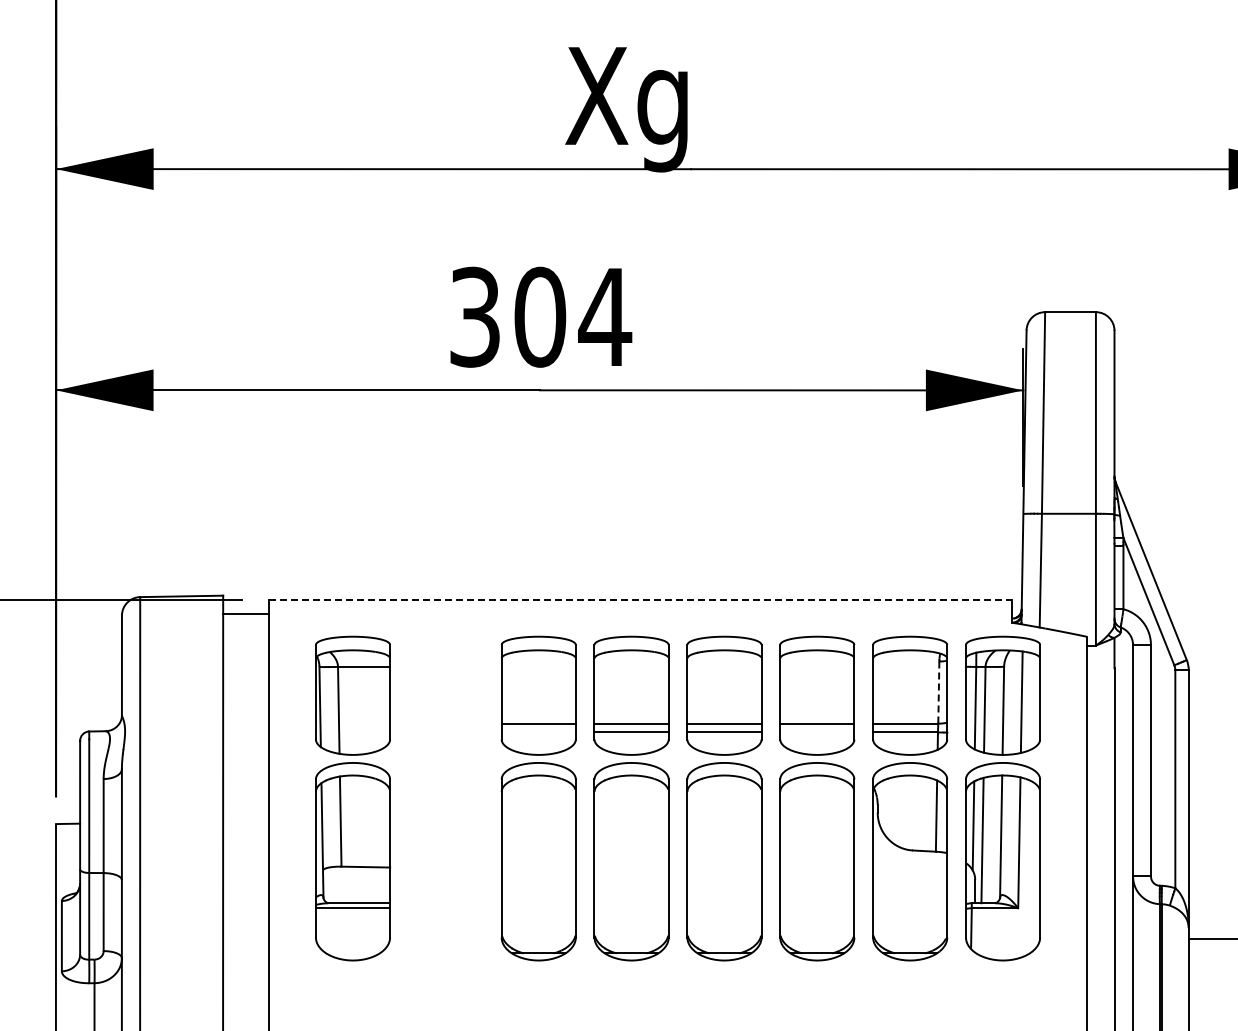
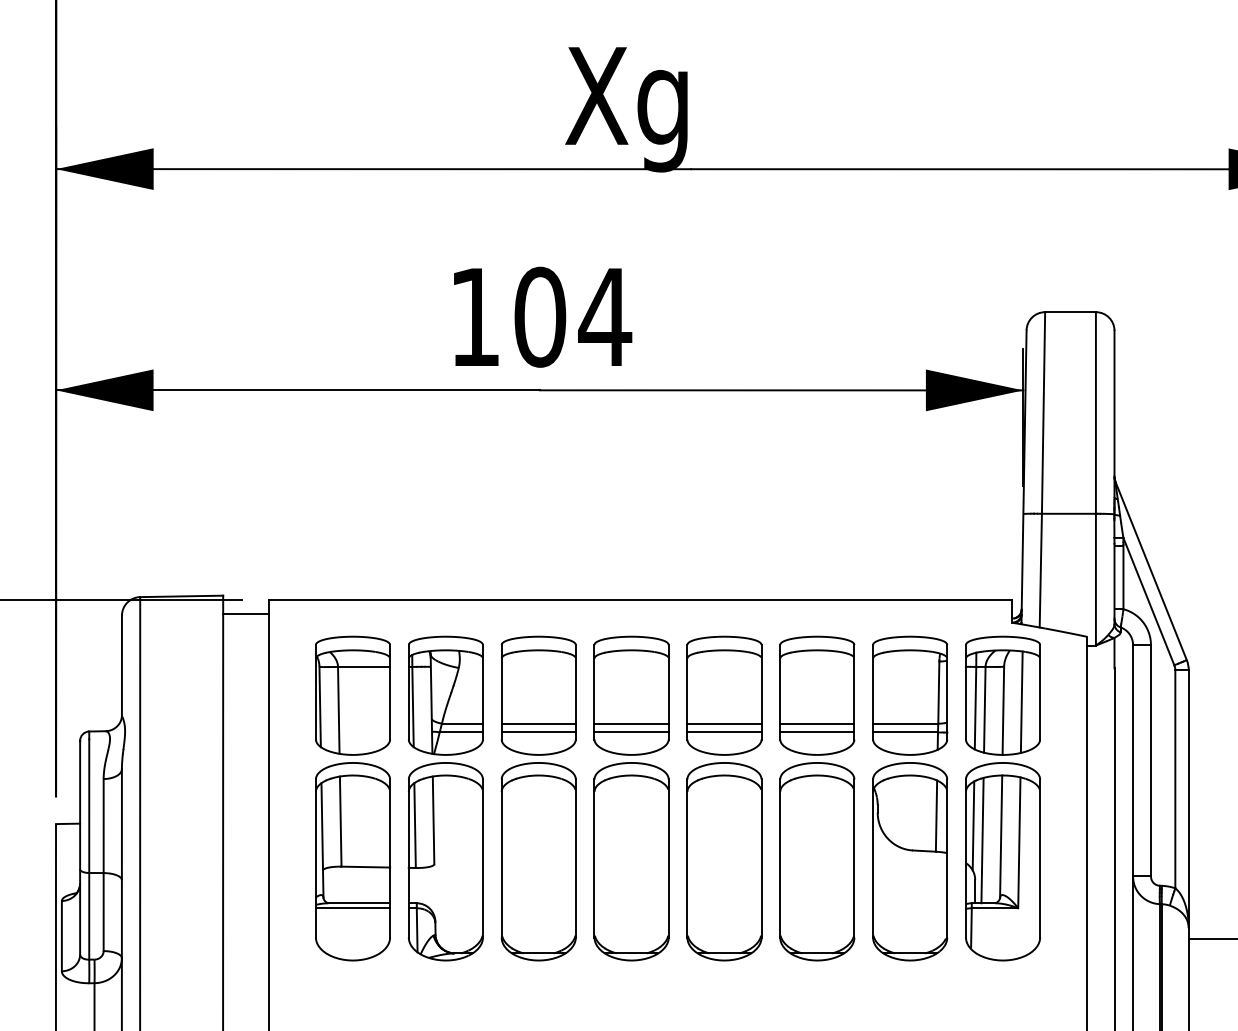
text: 304 -> 104 (474, 316)
line: dashed -> solid (641, 600)
line: dashed -> solid (938, 693)
line: none -> present (538, 732)
line: none -> present (817, 732)
part: none -> present (445, 798)
